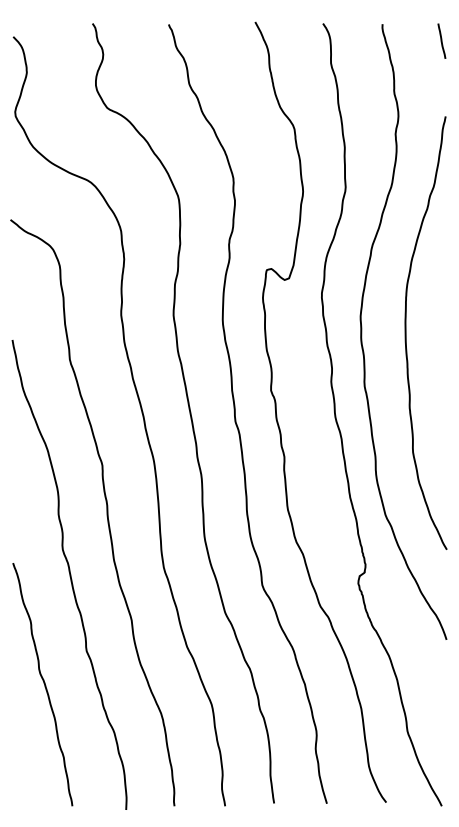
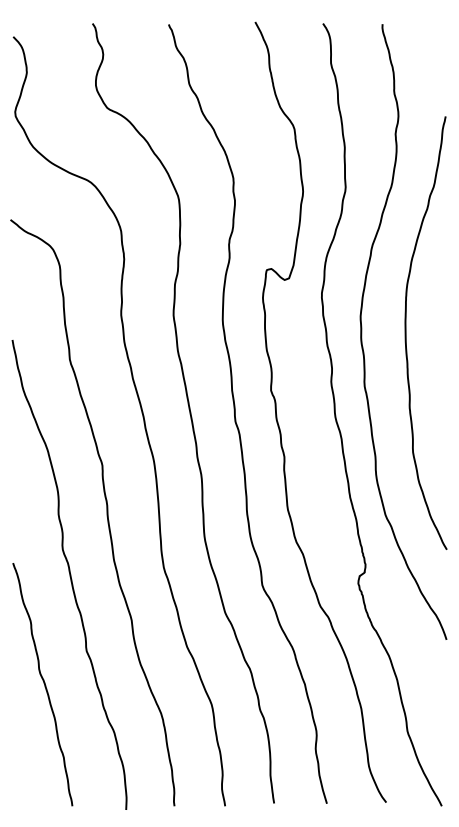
line: present -> none (441, 40)
